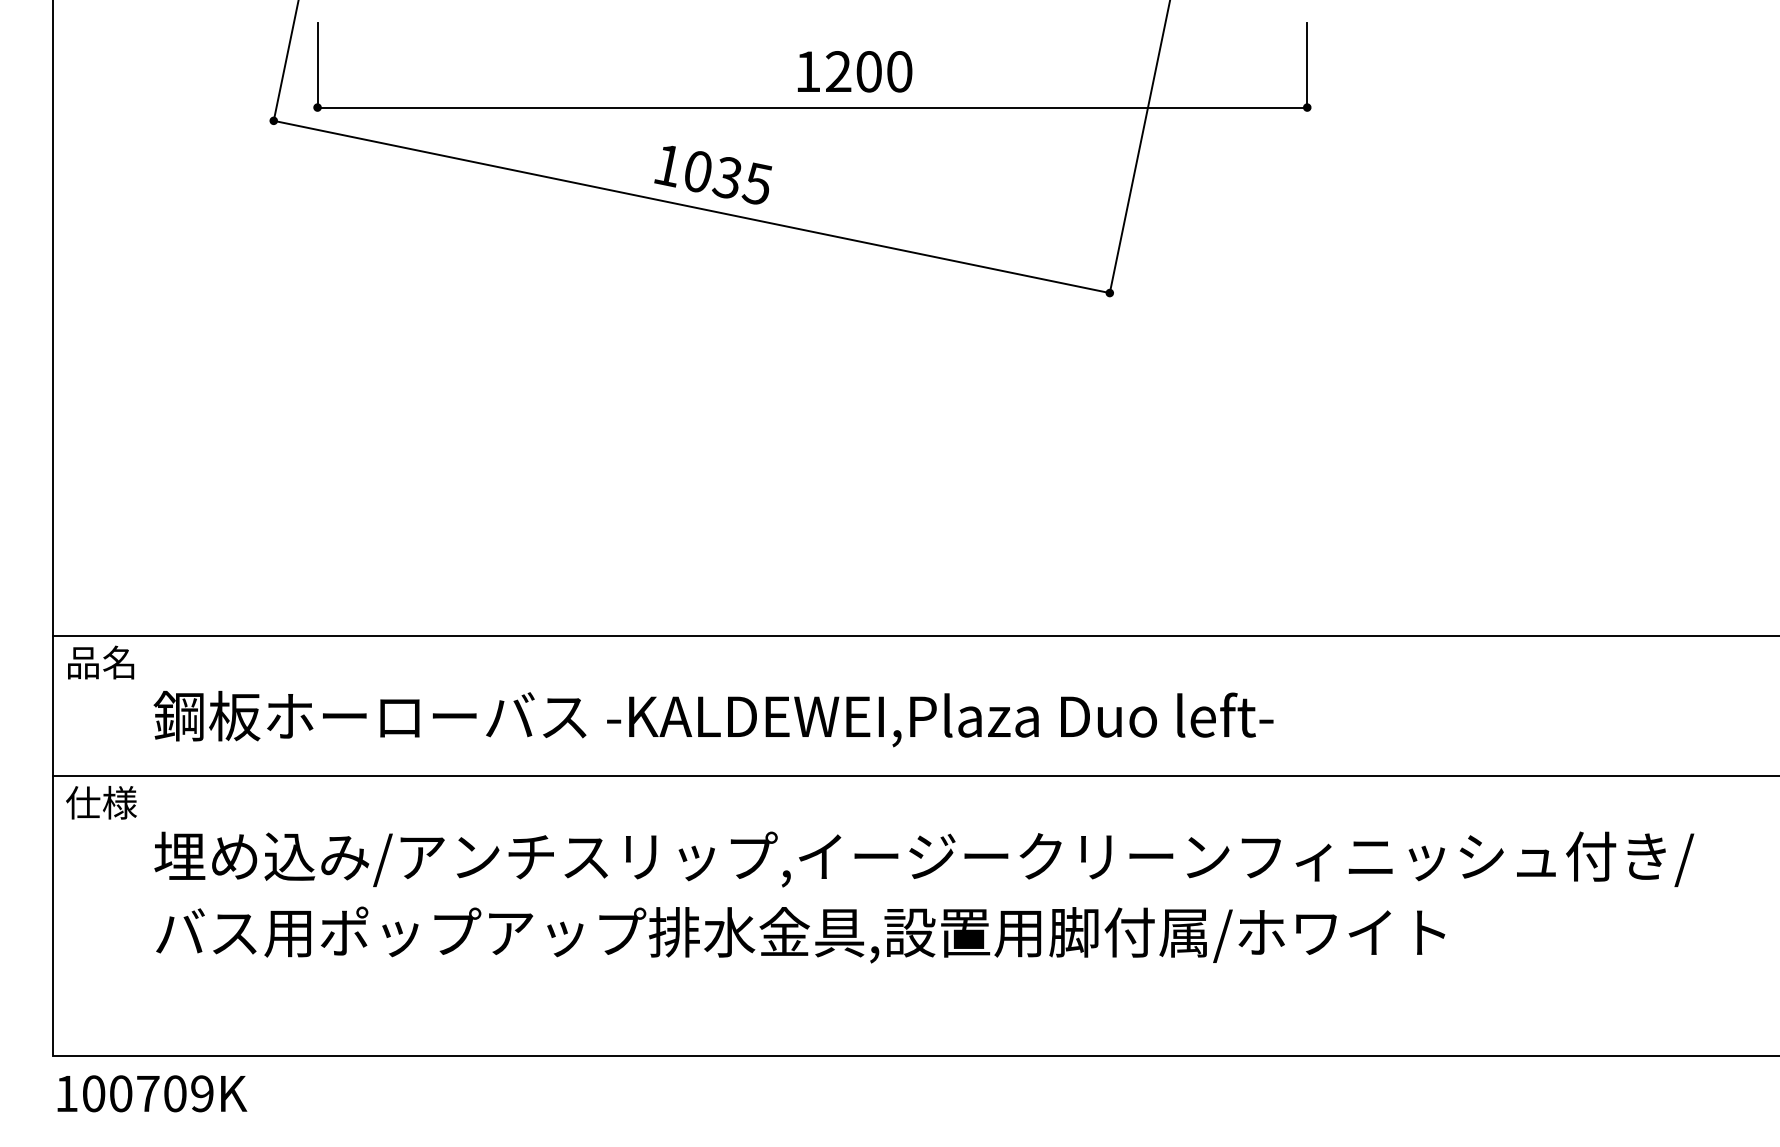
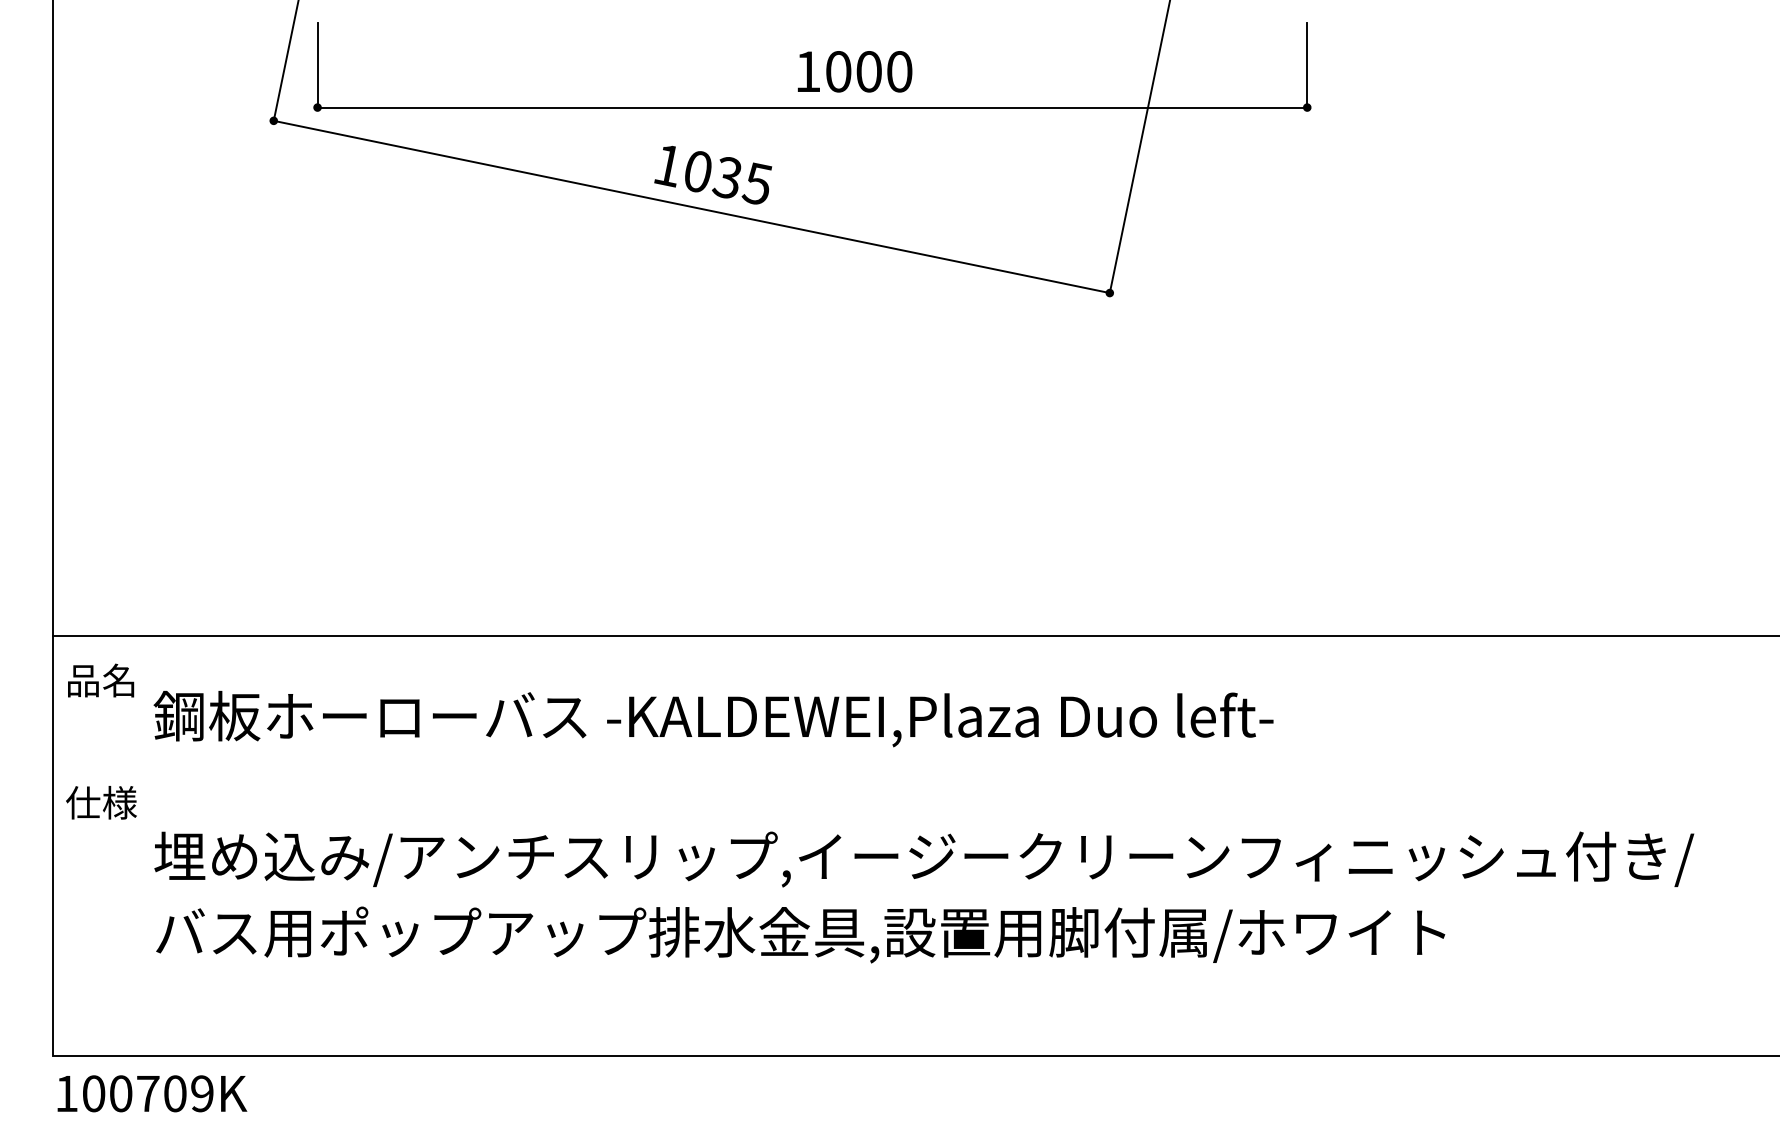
text: 1200 -> 1000 (838, 71)
text position: (101, 662) -> (101, 680) (101, 680)
line: present -> none (914, 775)
